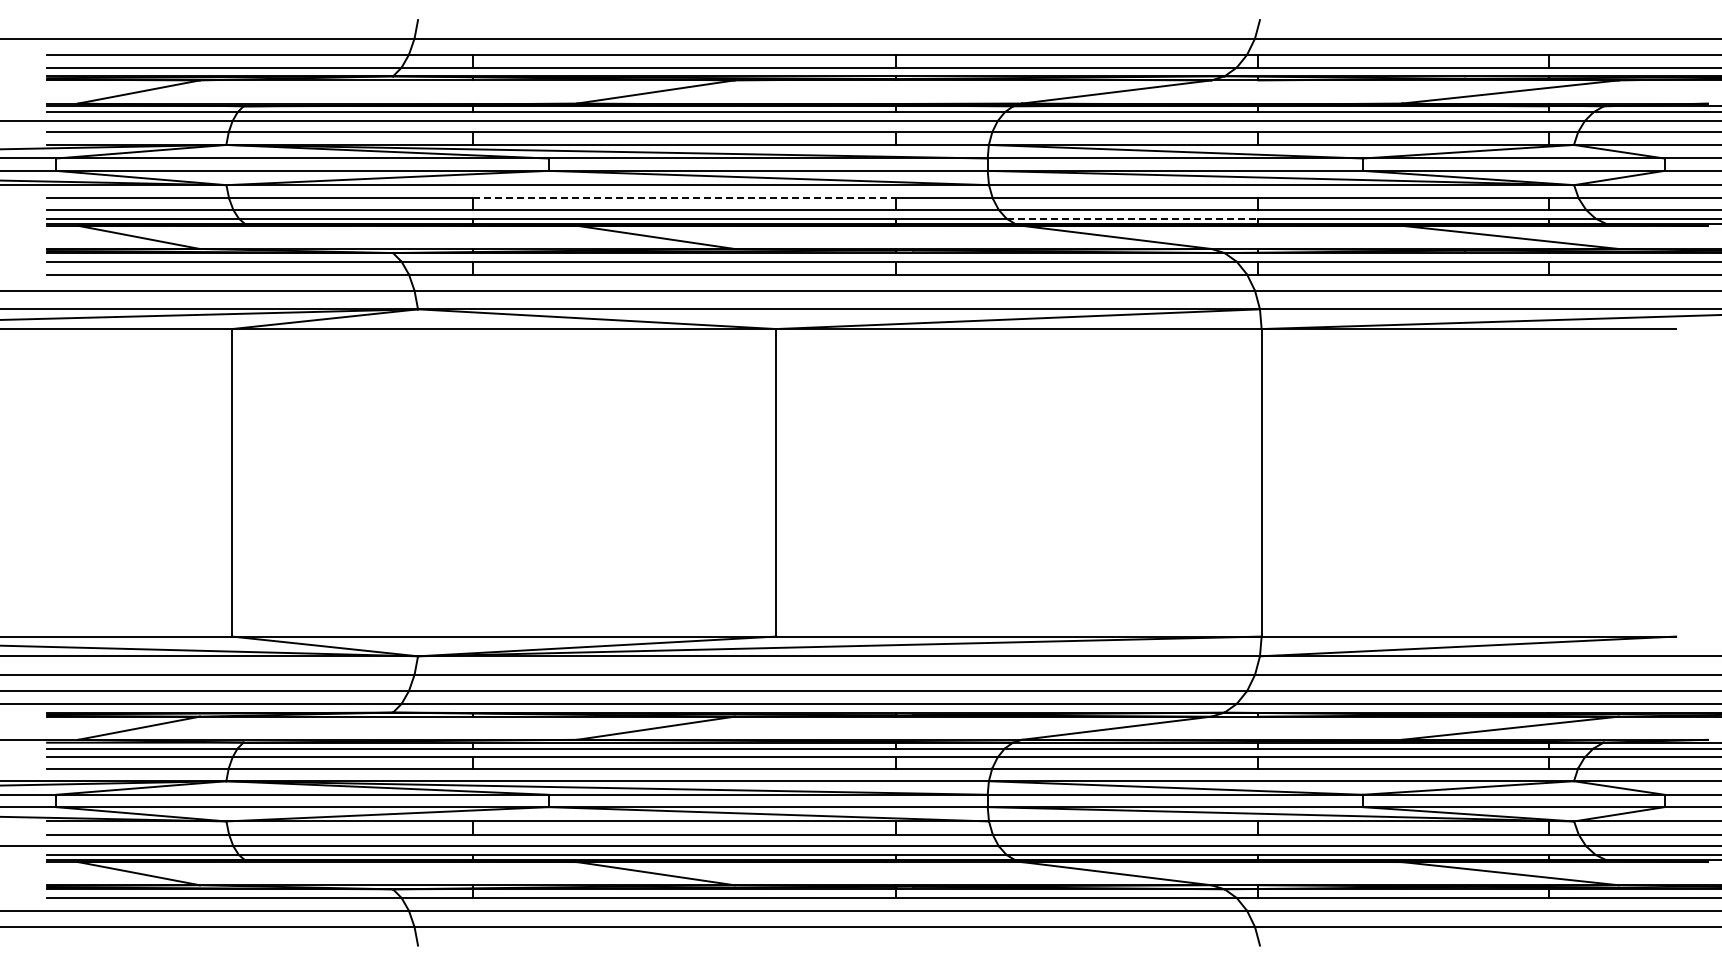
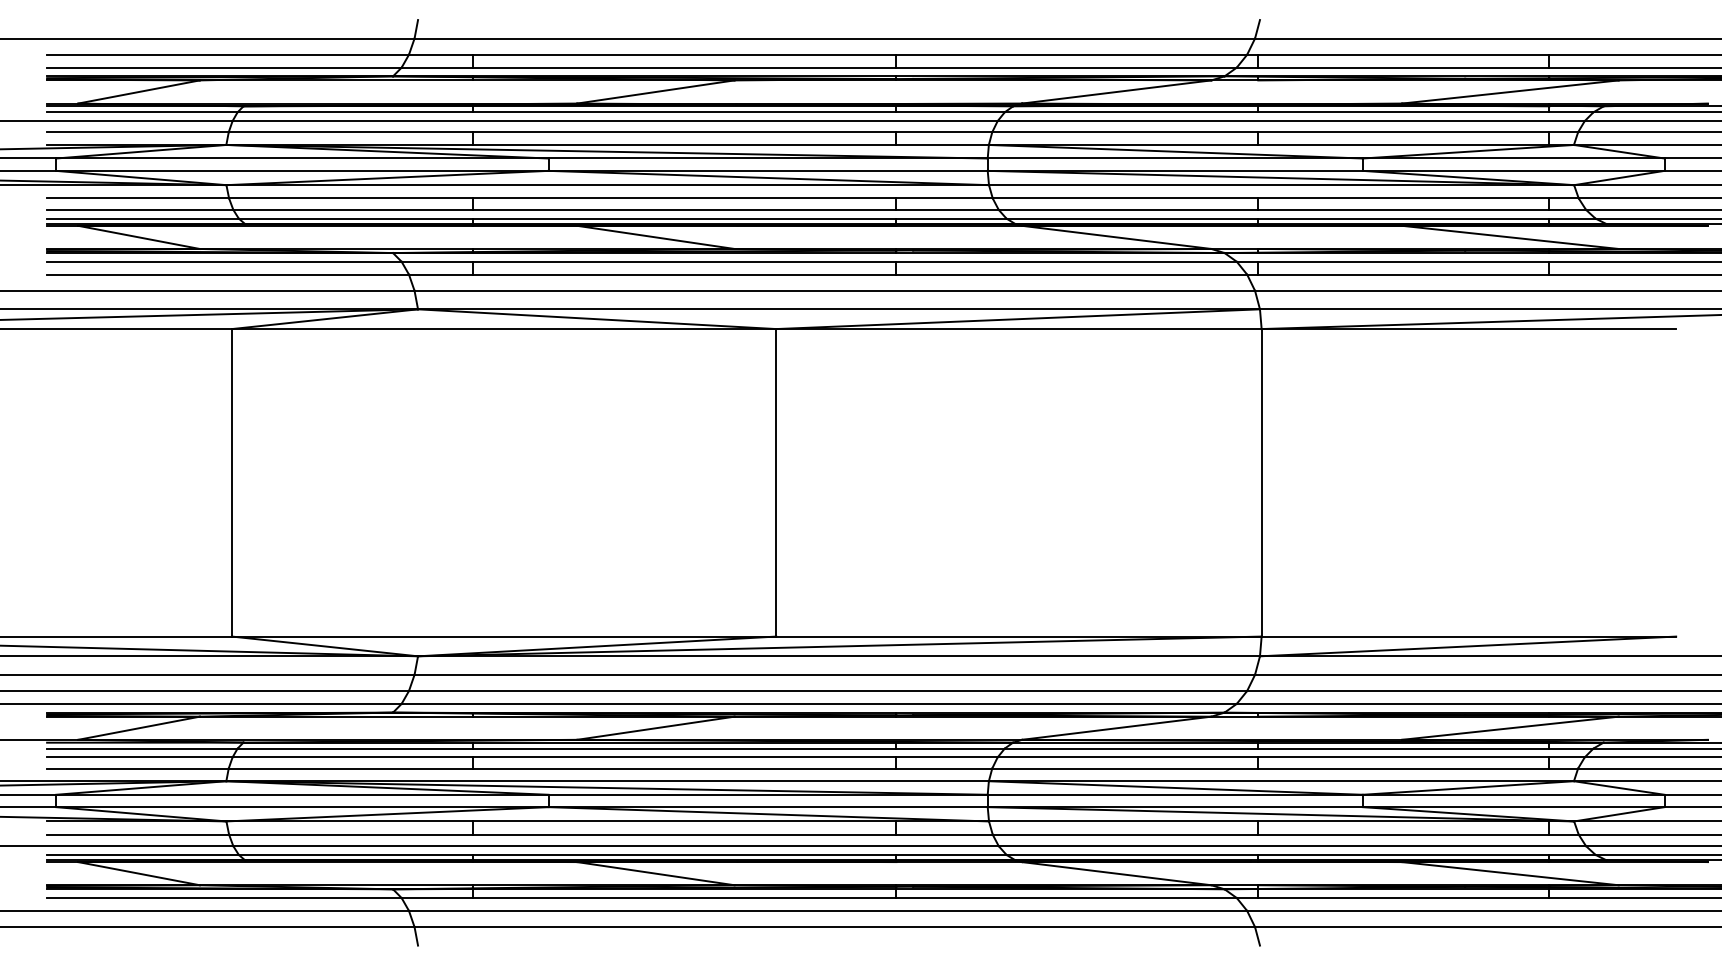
line: dashed -> solid (684, 198)
line: dashed -> solid (1132, 218)
